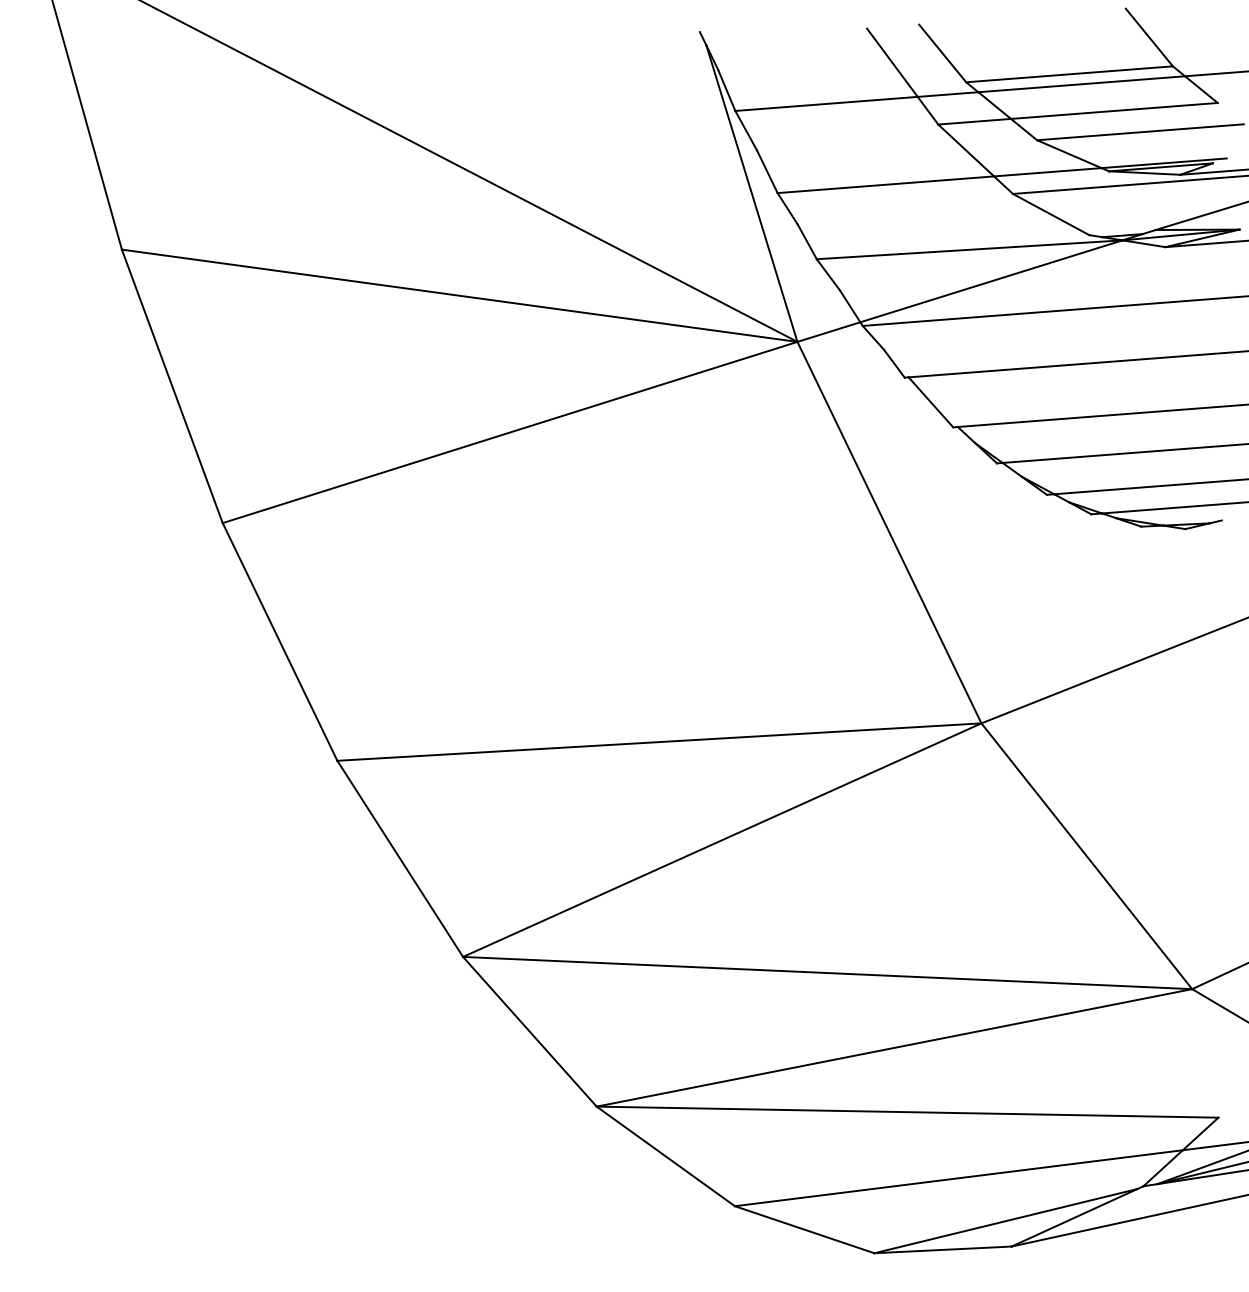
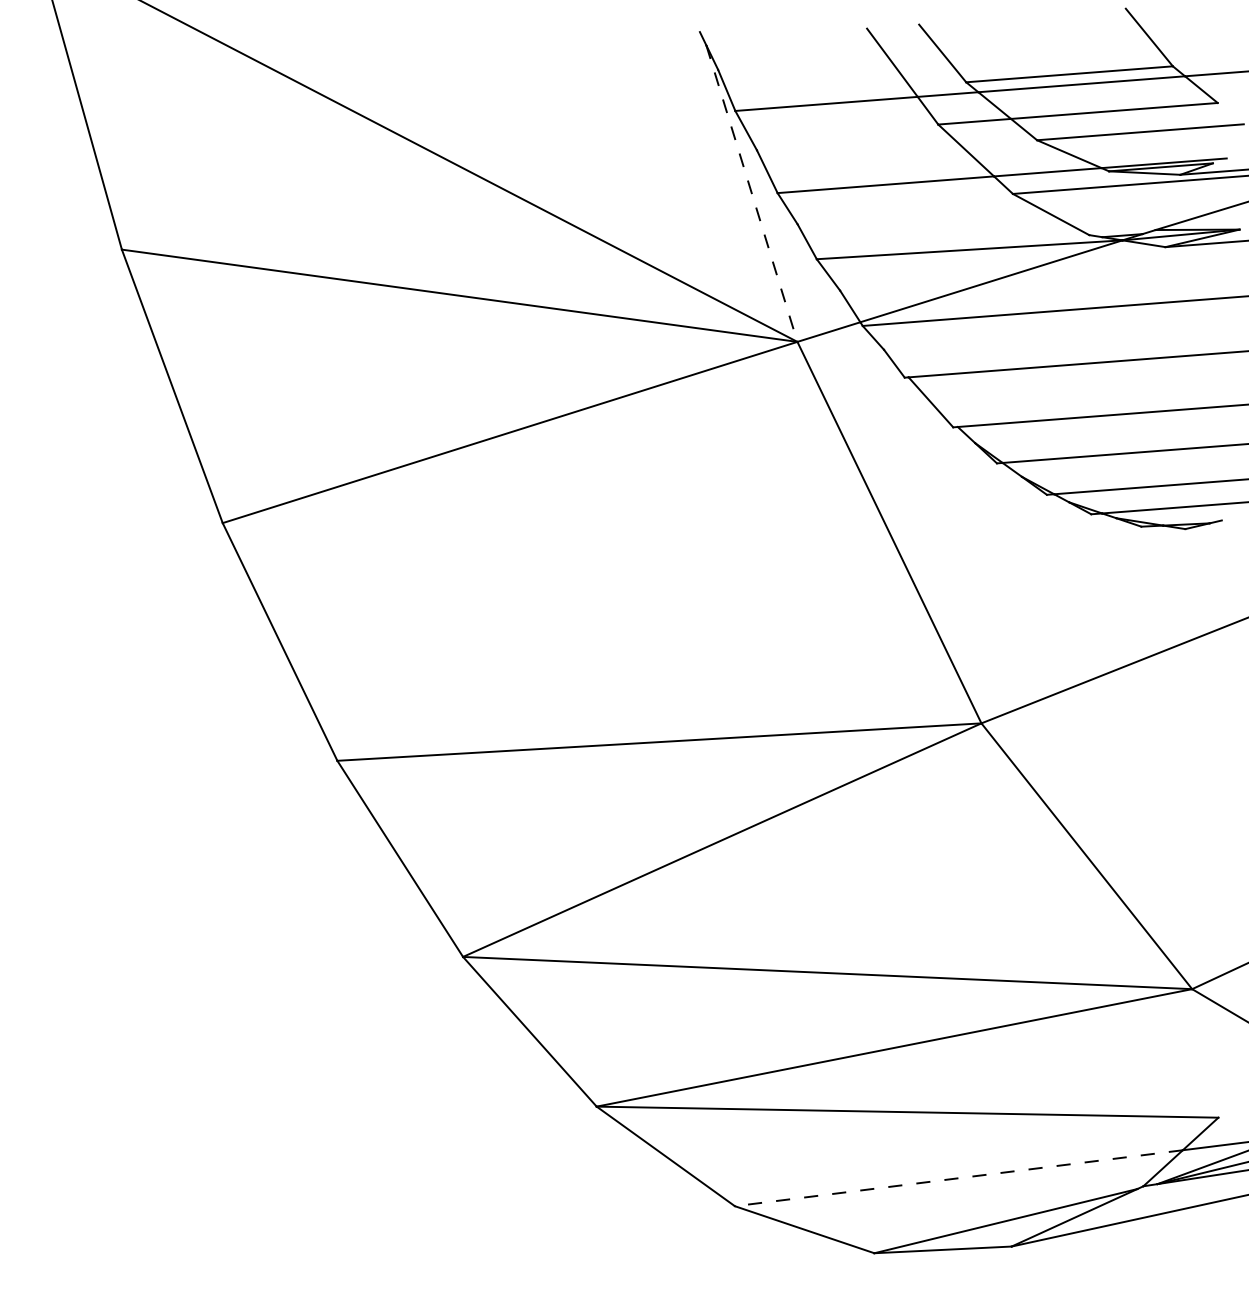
line: solid -> dashed (752, 194)
line: solid -> dashed (958, 1178)
